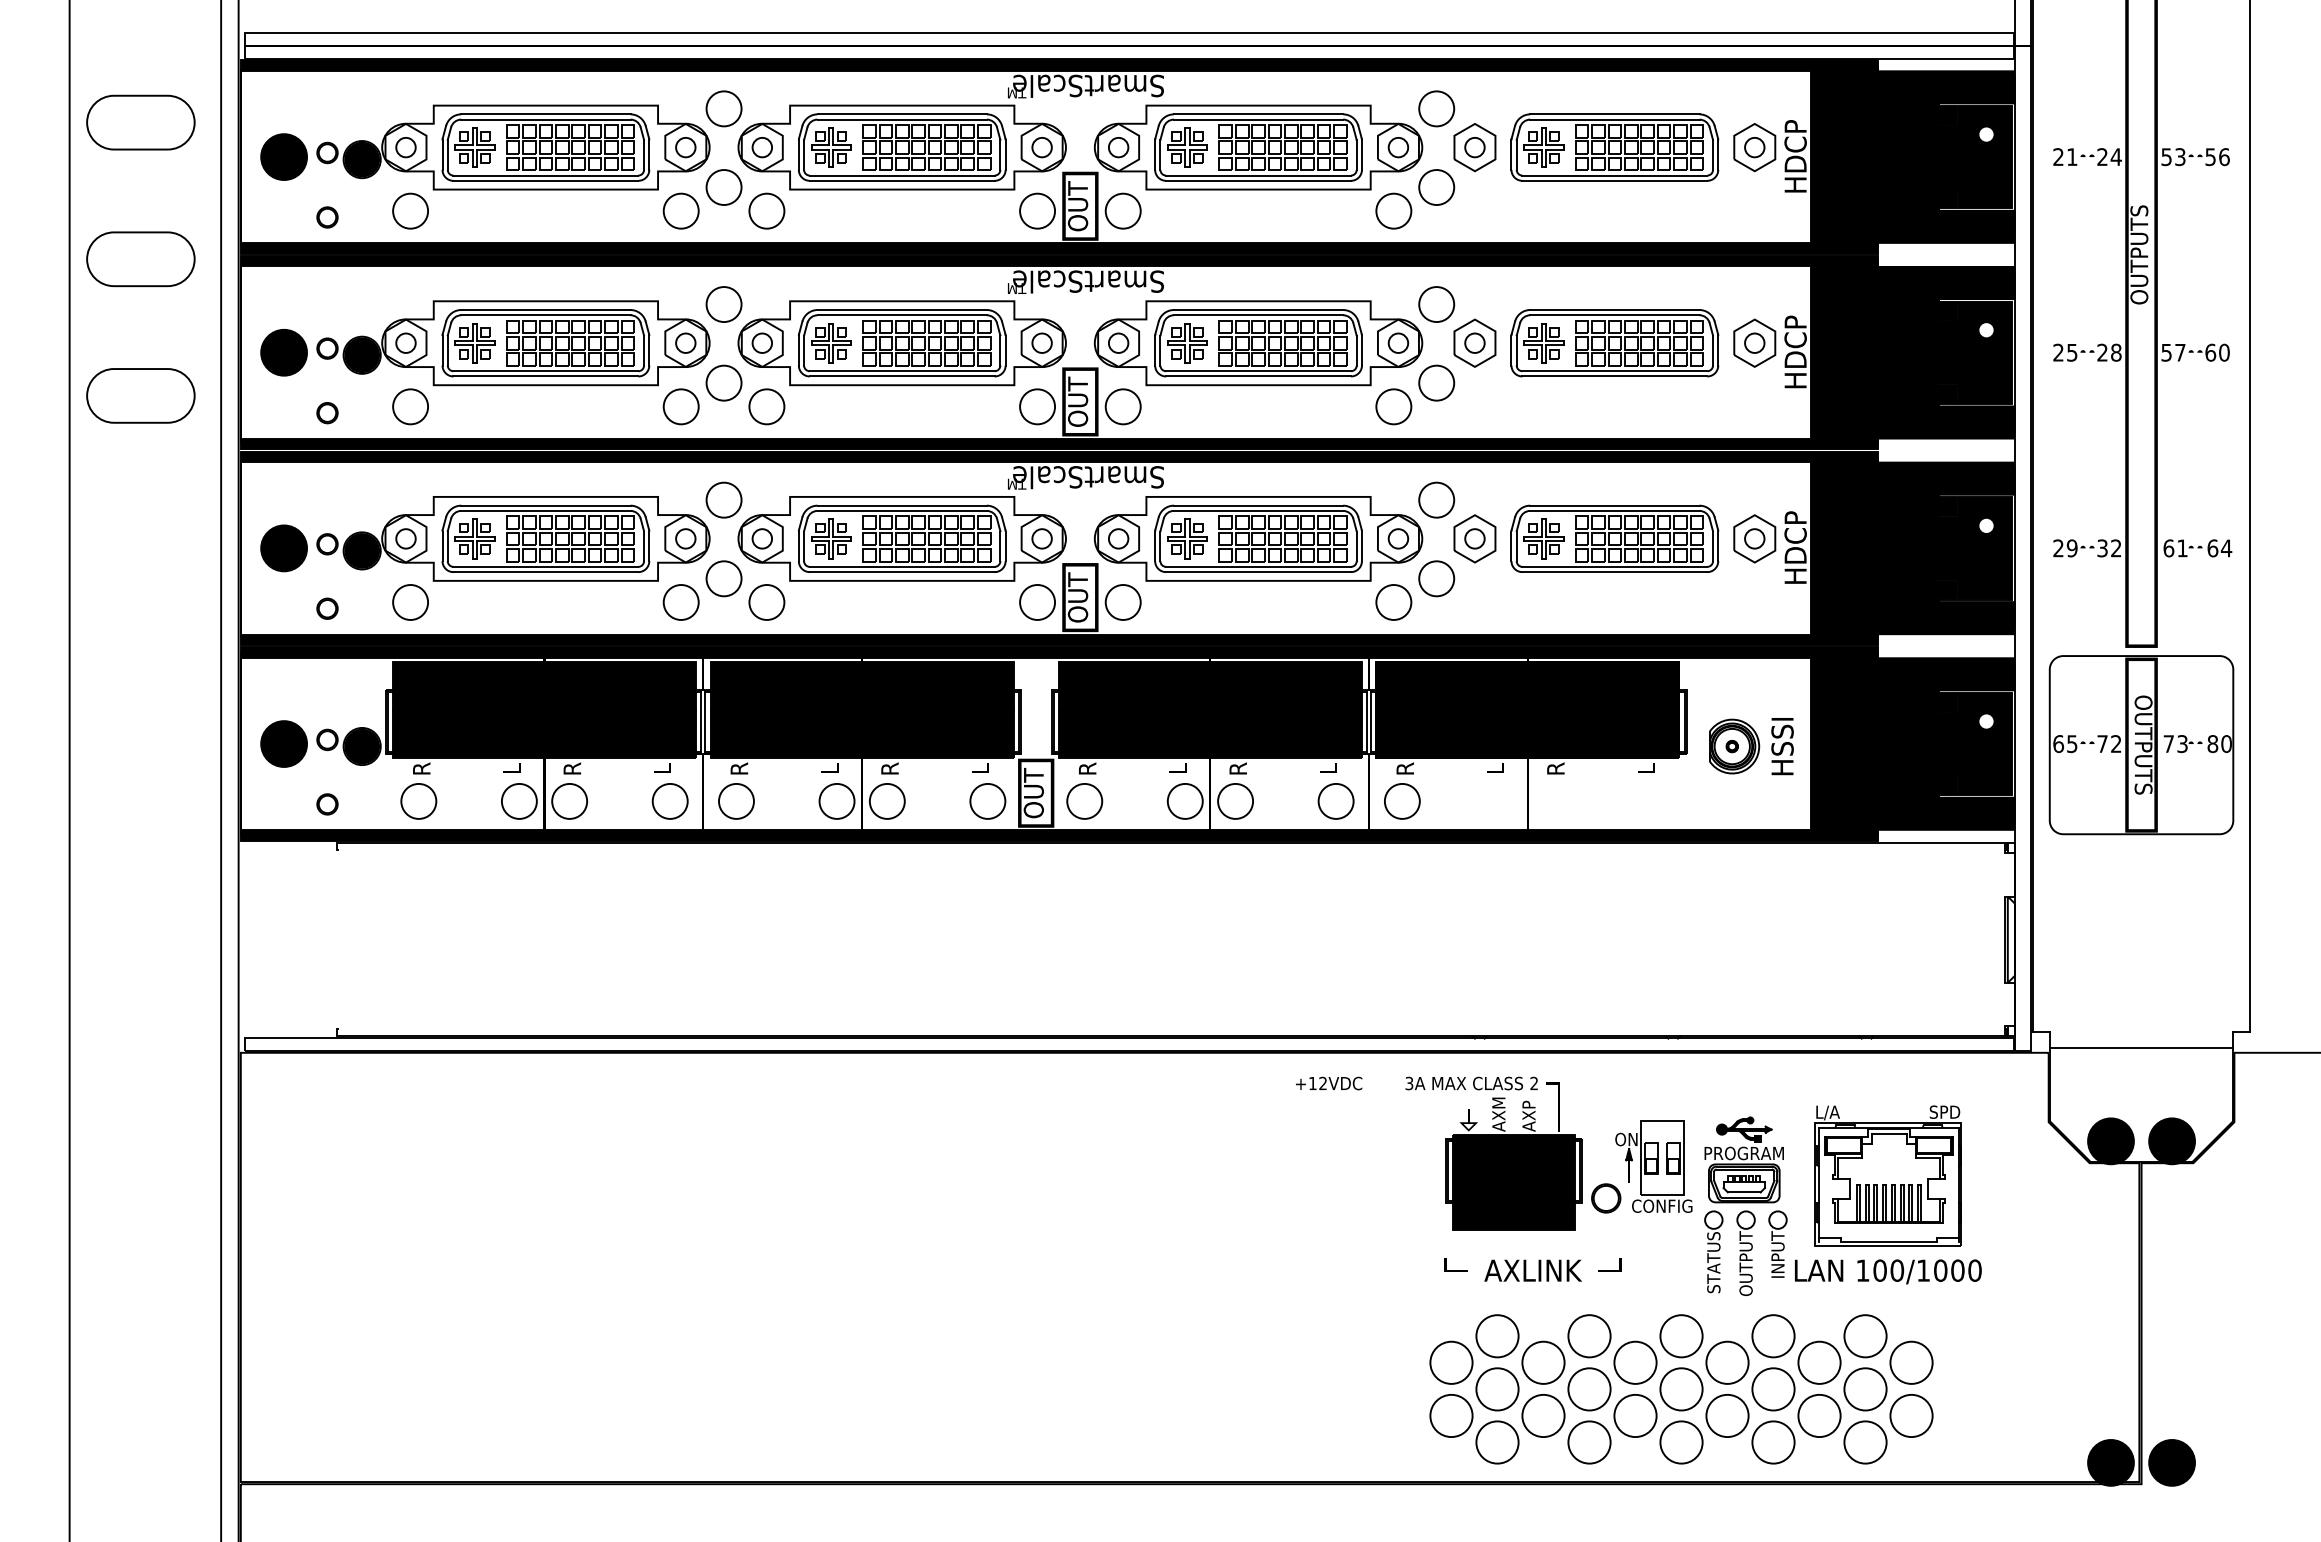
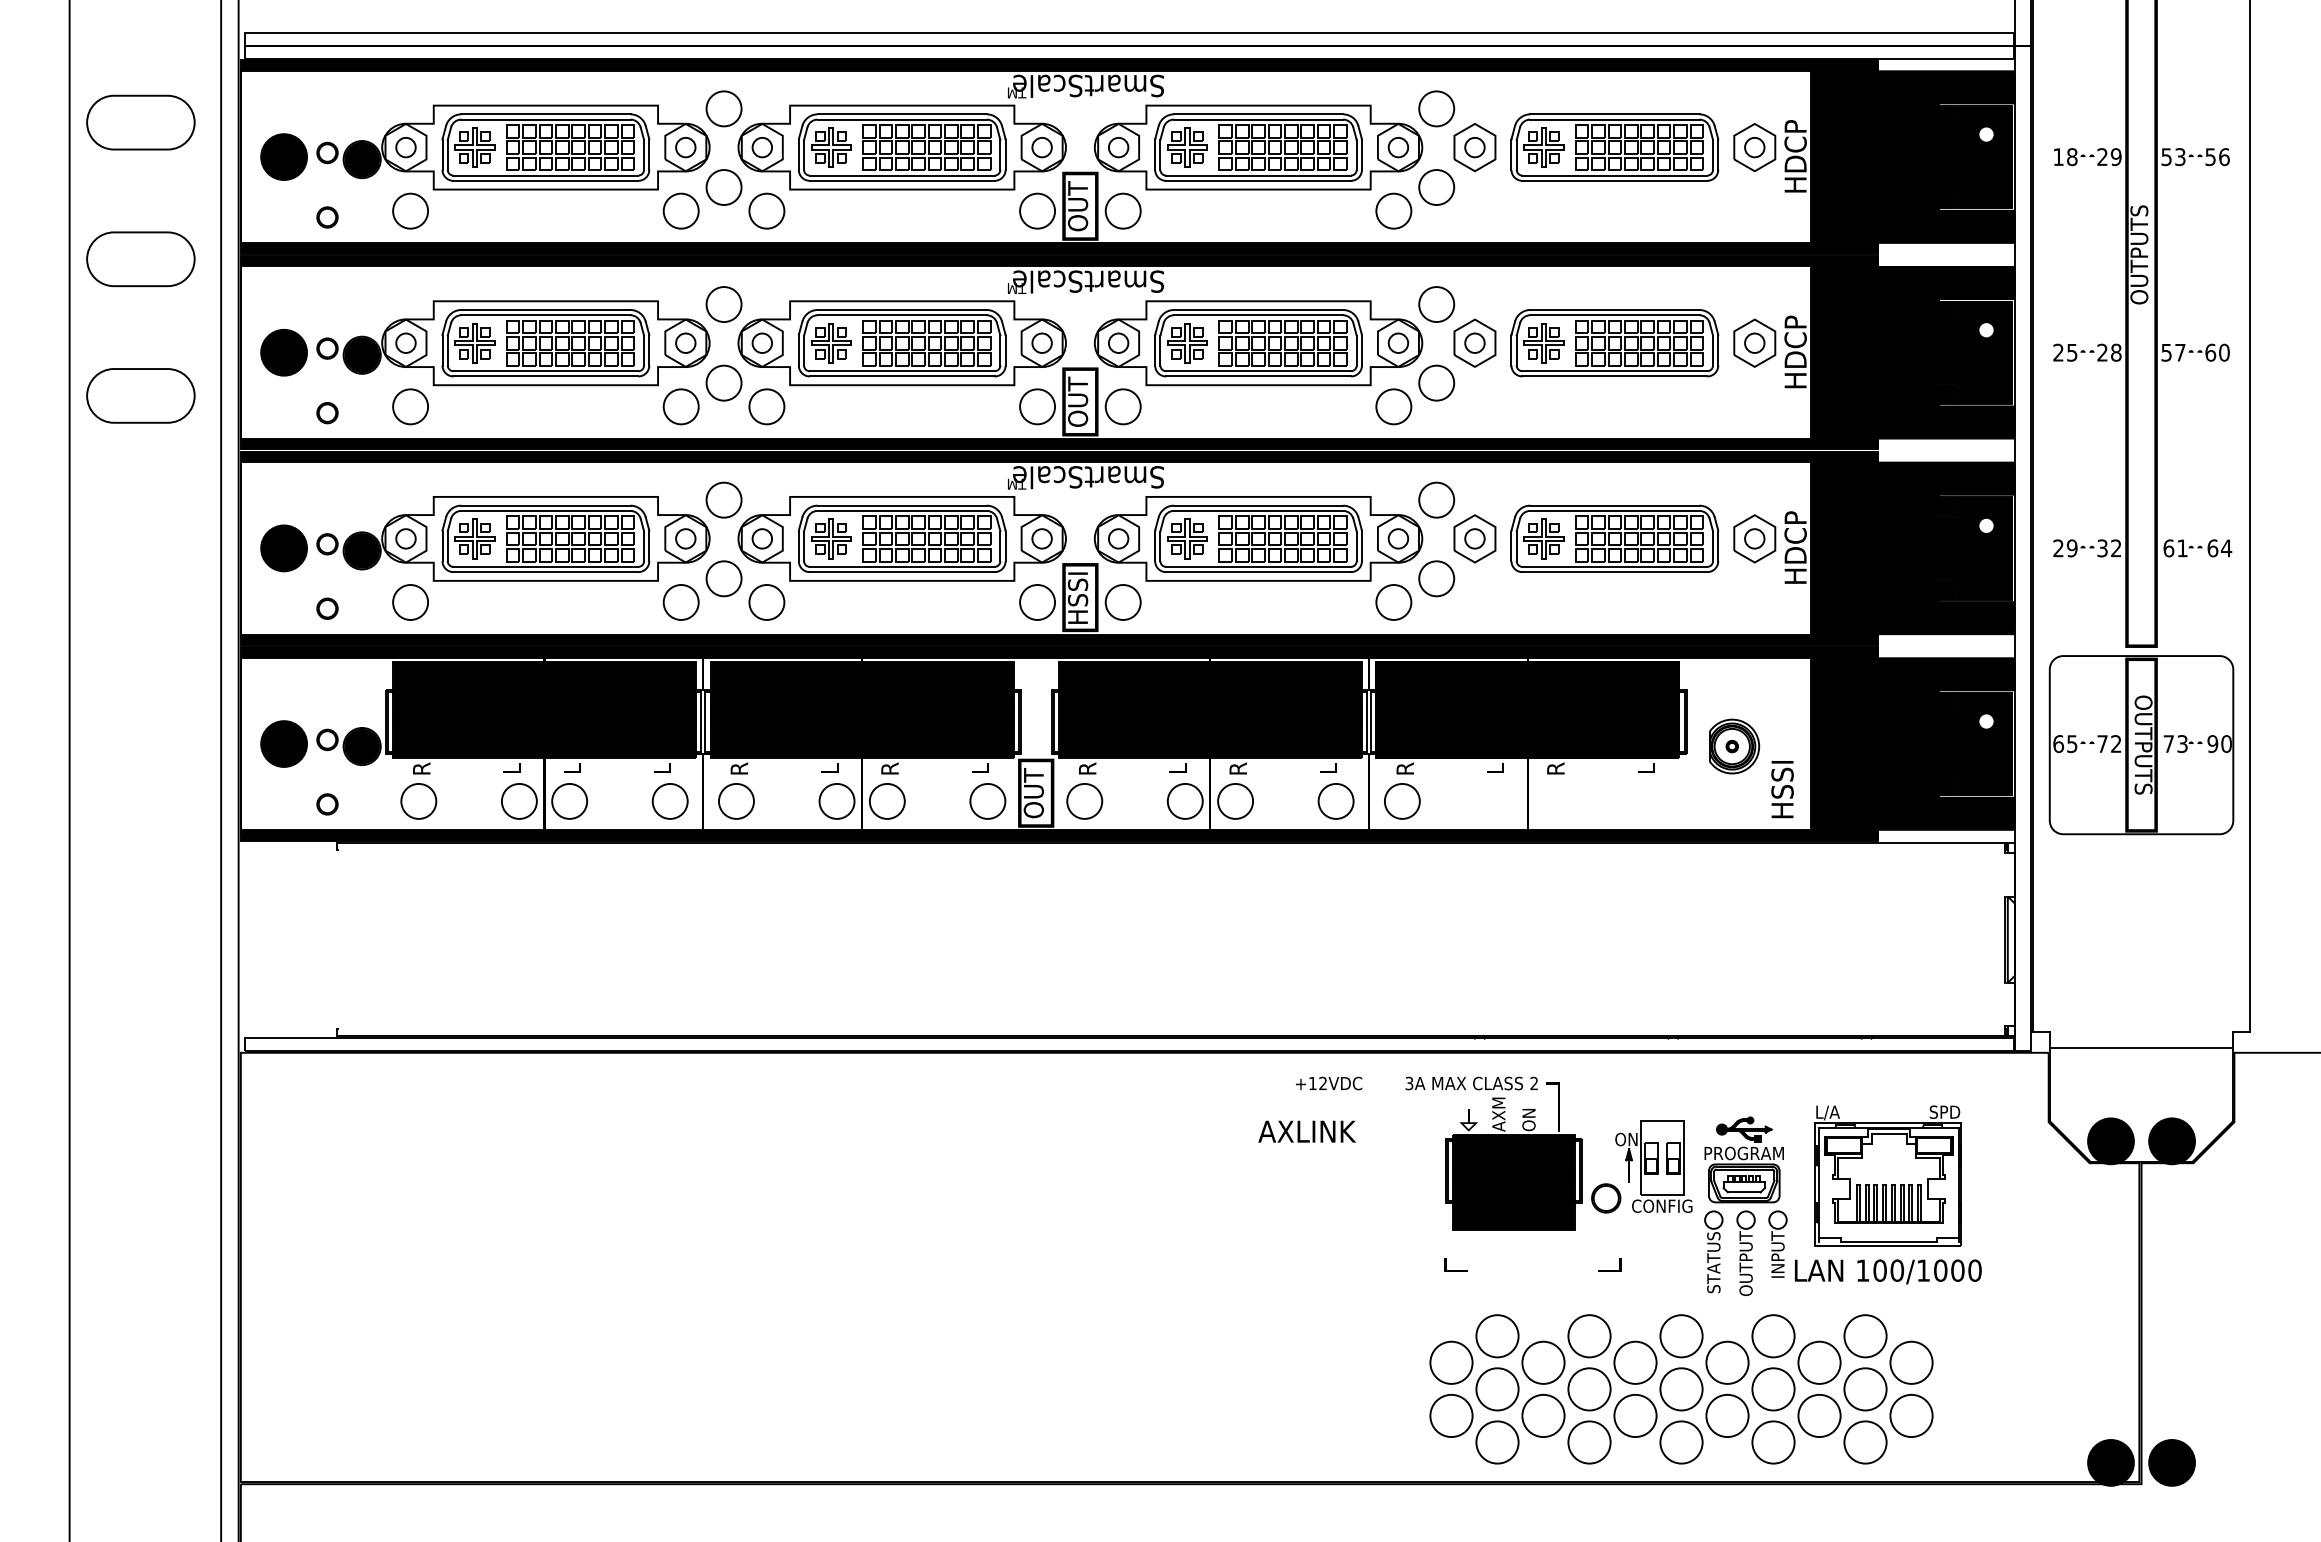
text: 21 -> 18 (2065, 157)
text: 24 -> 29 (2115, 157)
text: OUT -> HSSI (1077, 597)
text: 80 -> 90 (2212, 744)
text position: (1782, 746) -> (1782, 789) (1782, 789)
text: R -> L (572, 768)
text: AXP -> ON (1528, 1115)
text position: (1532, 1270) -> (1306, 1131) (1306, 1131)
